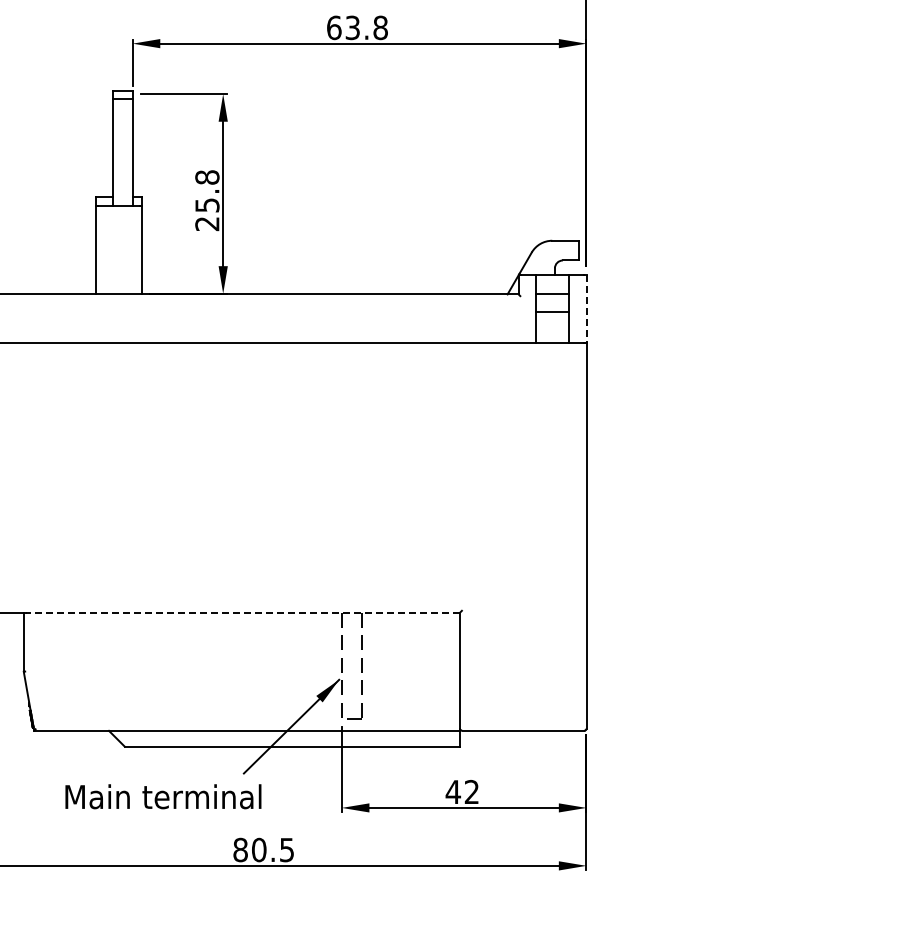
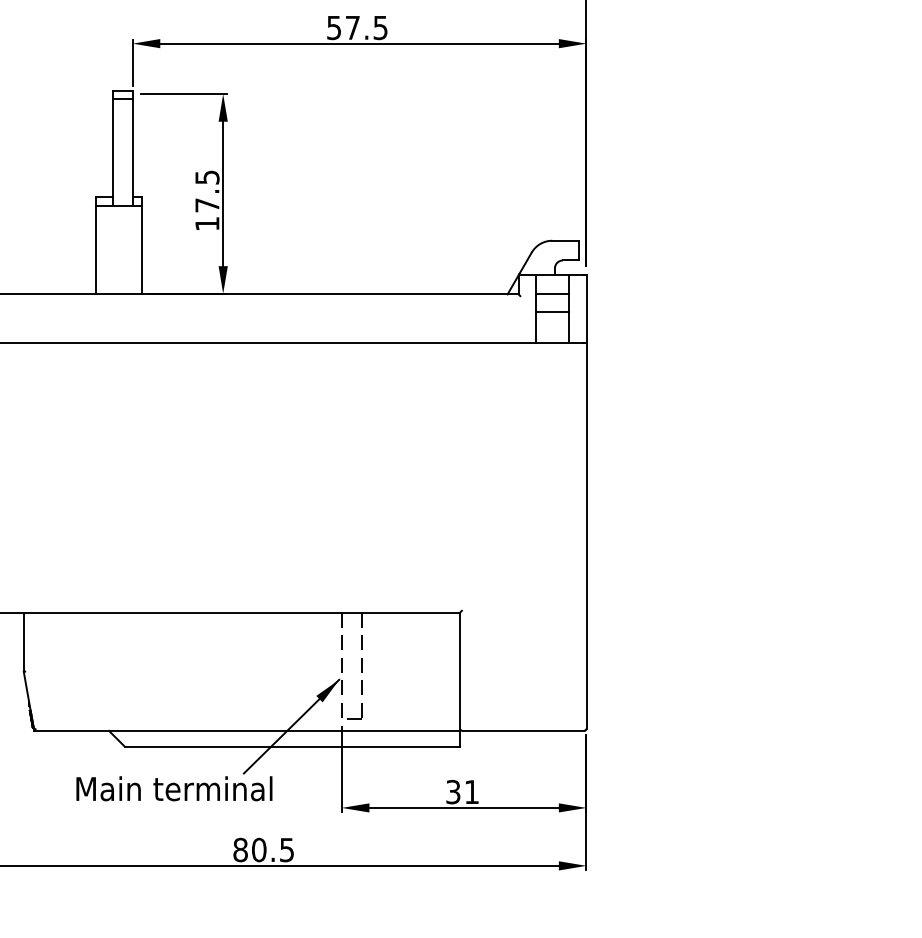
text: 63.8 -> 57.5 (357, 27)
text: 25.8 -> 17.5 (207, 200)
line: dashed -> solid (586, 309)
line: dashed -> solid (242, 612)
text: 42 -> 31 (461, 791)
text position: (163, 796) -> (174, 788) (174, 788)
